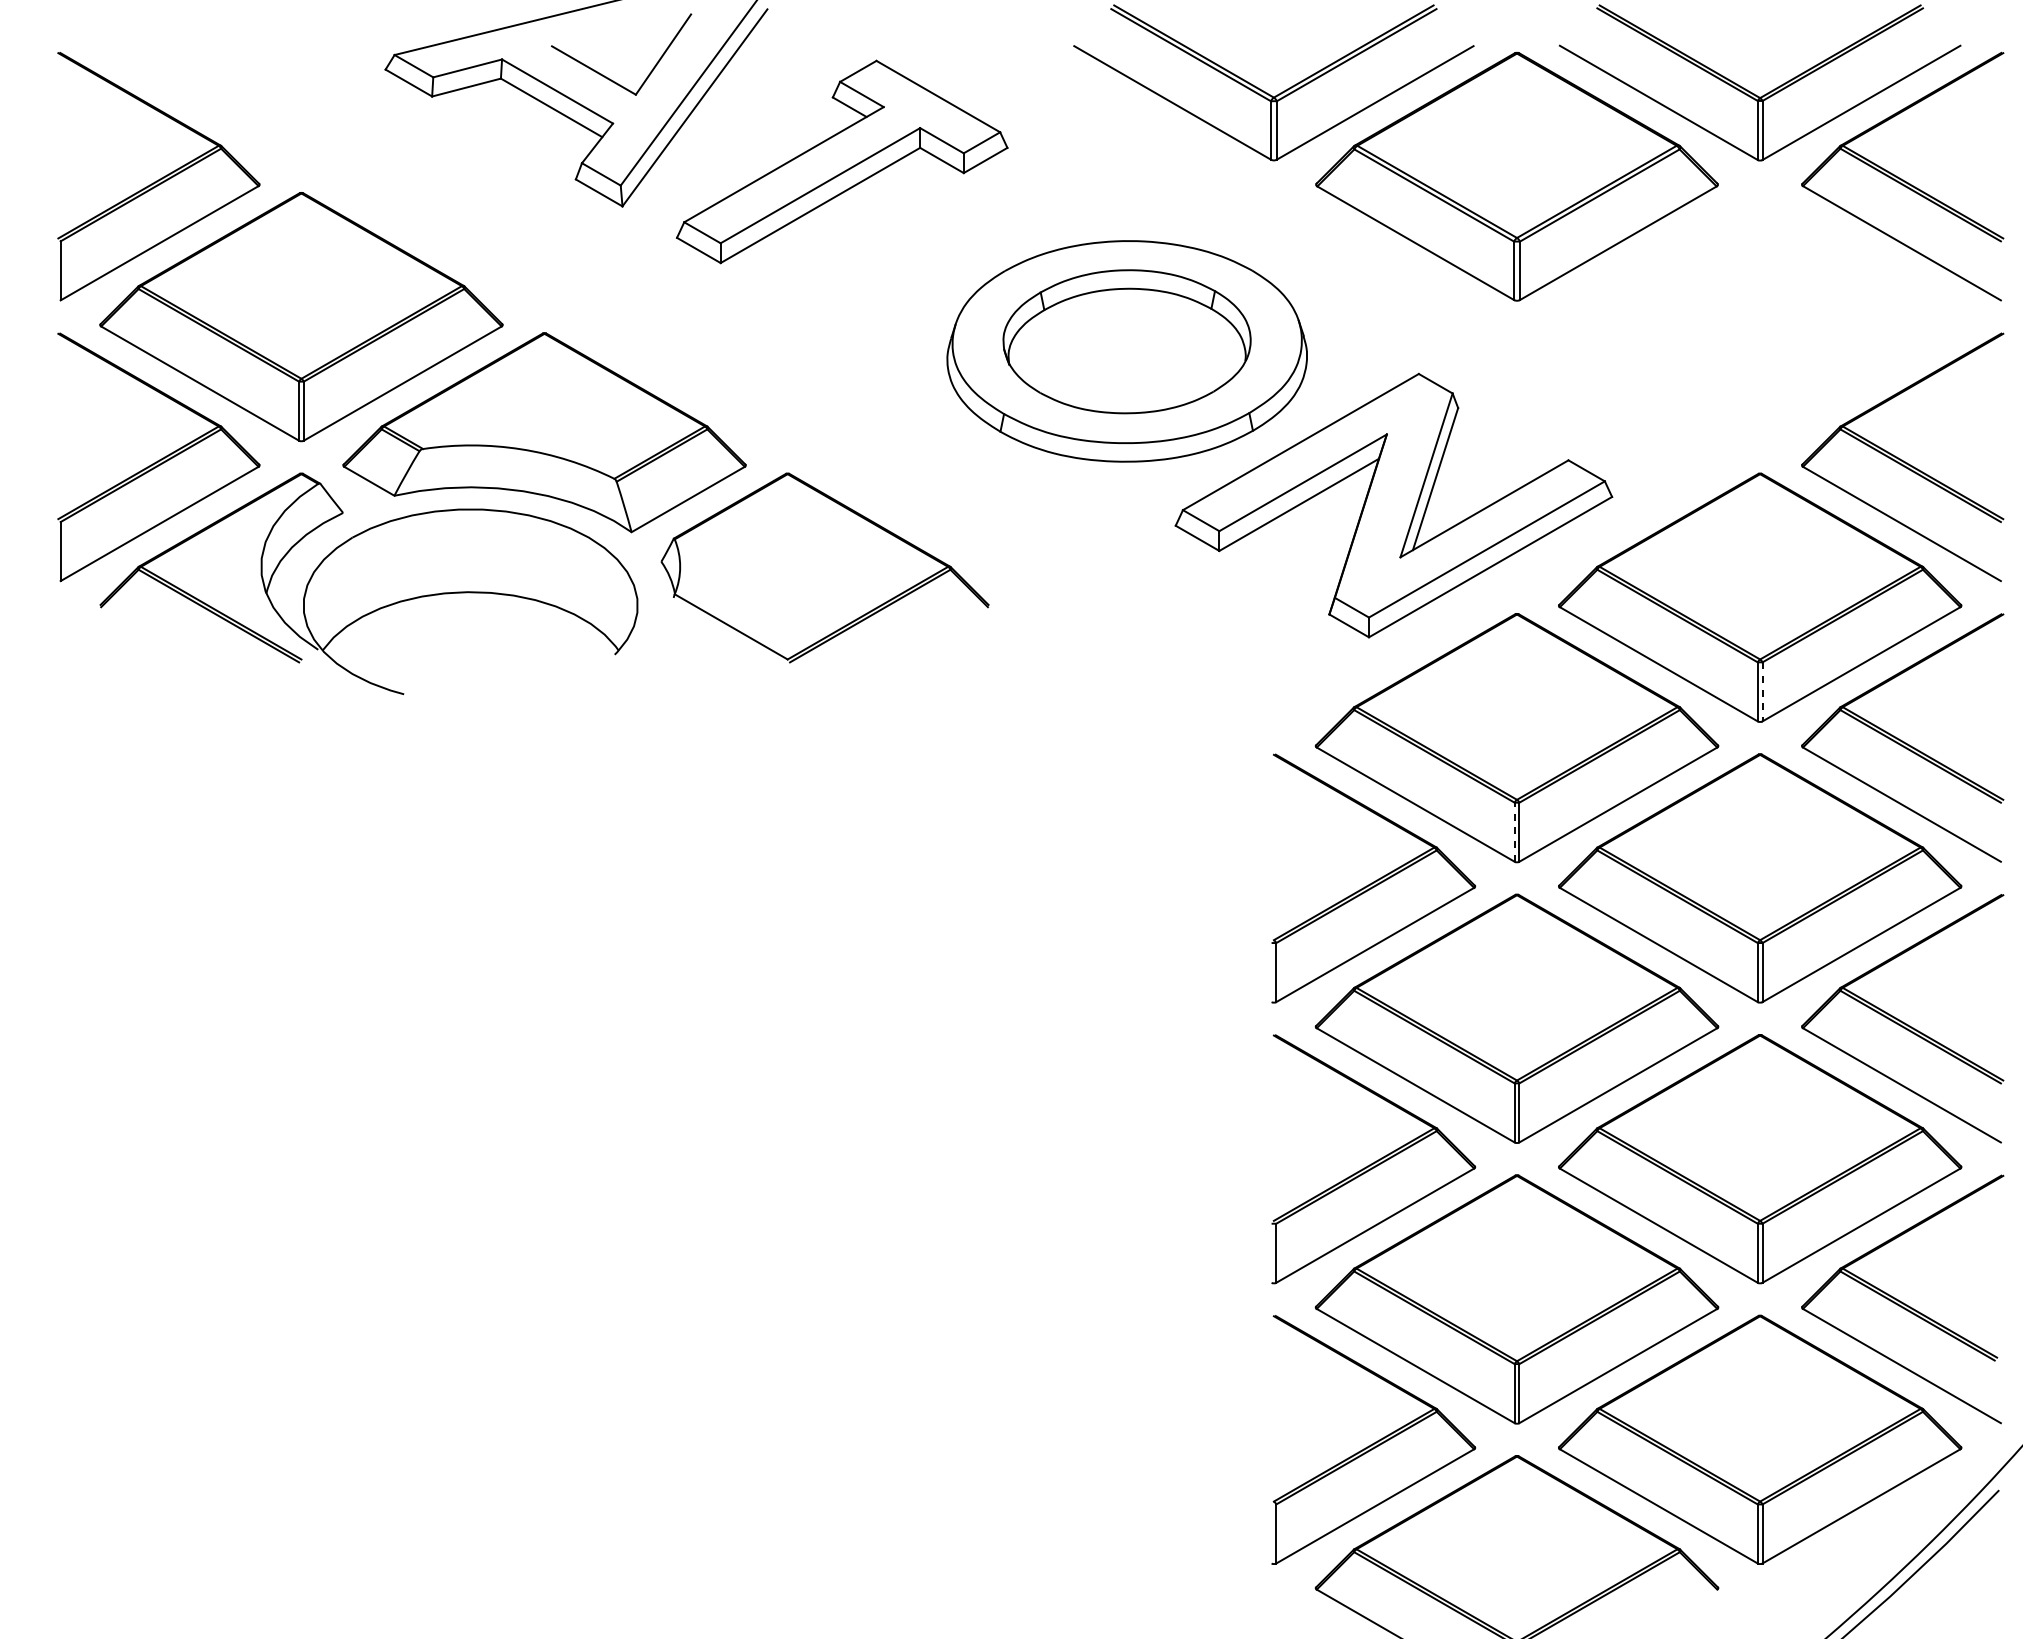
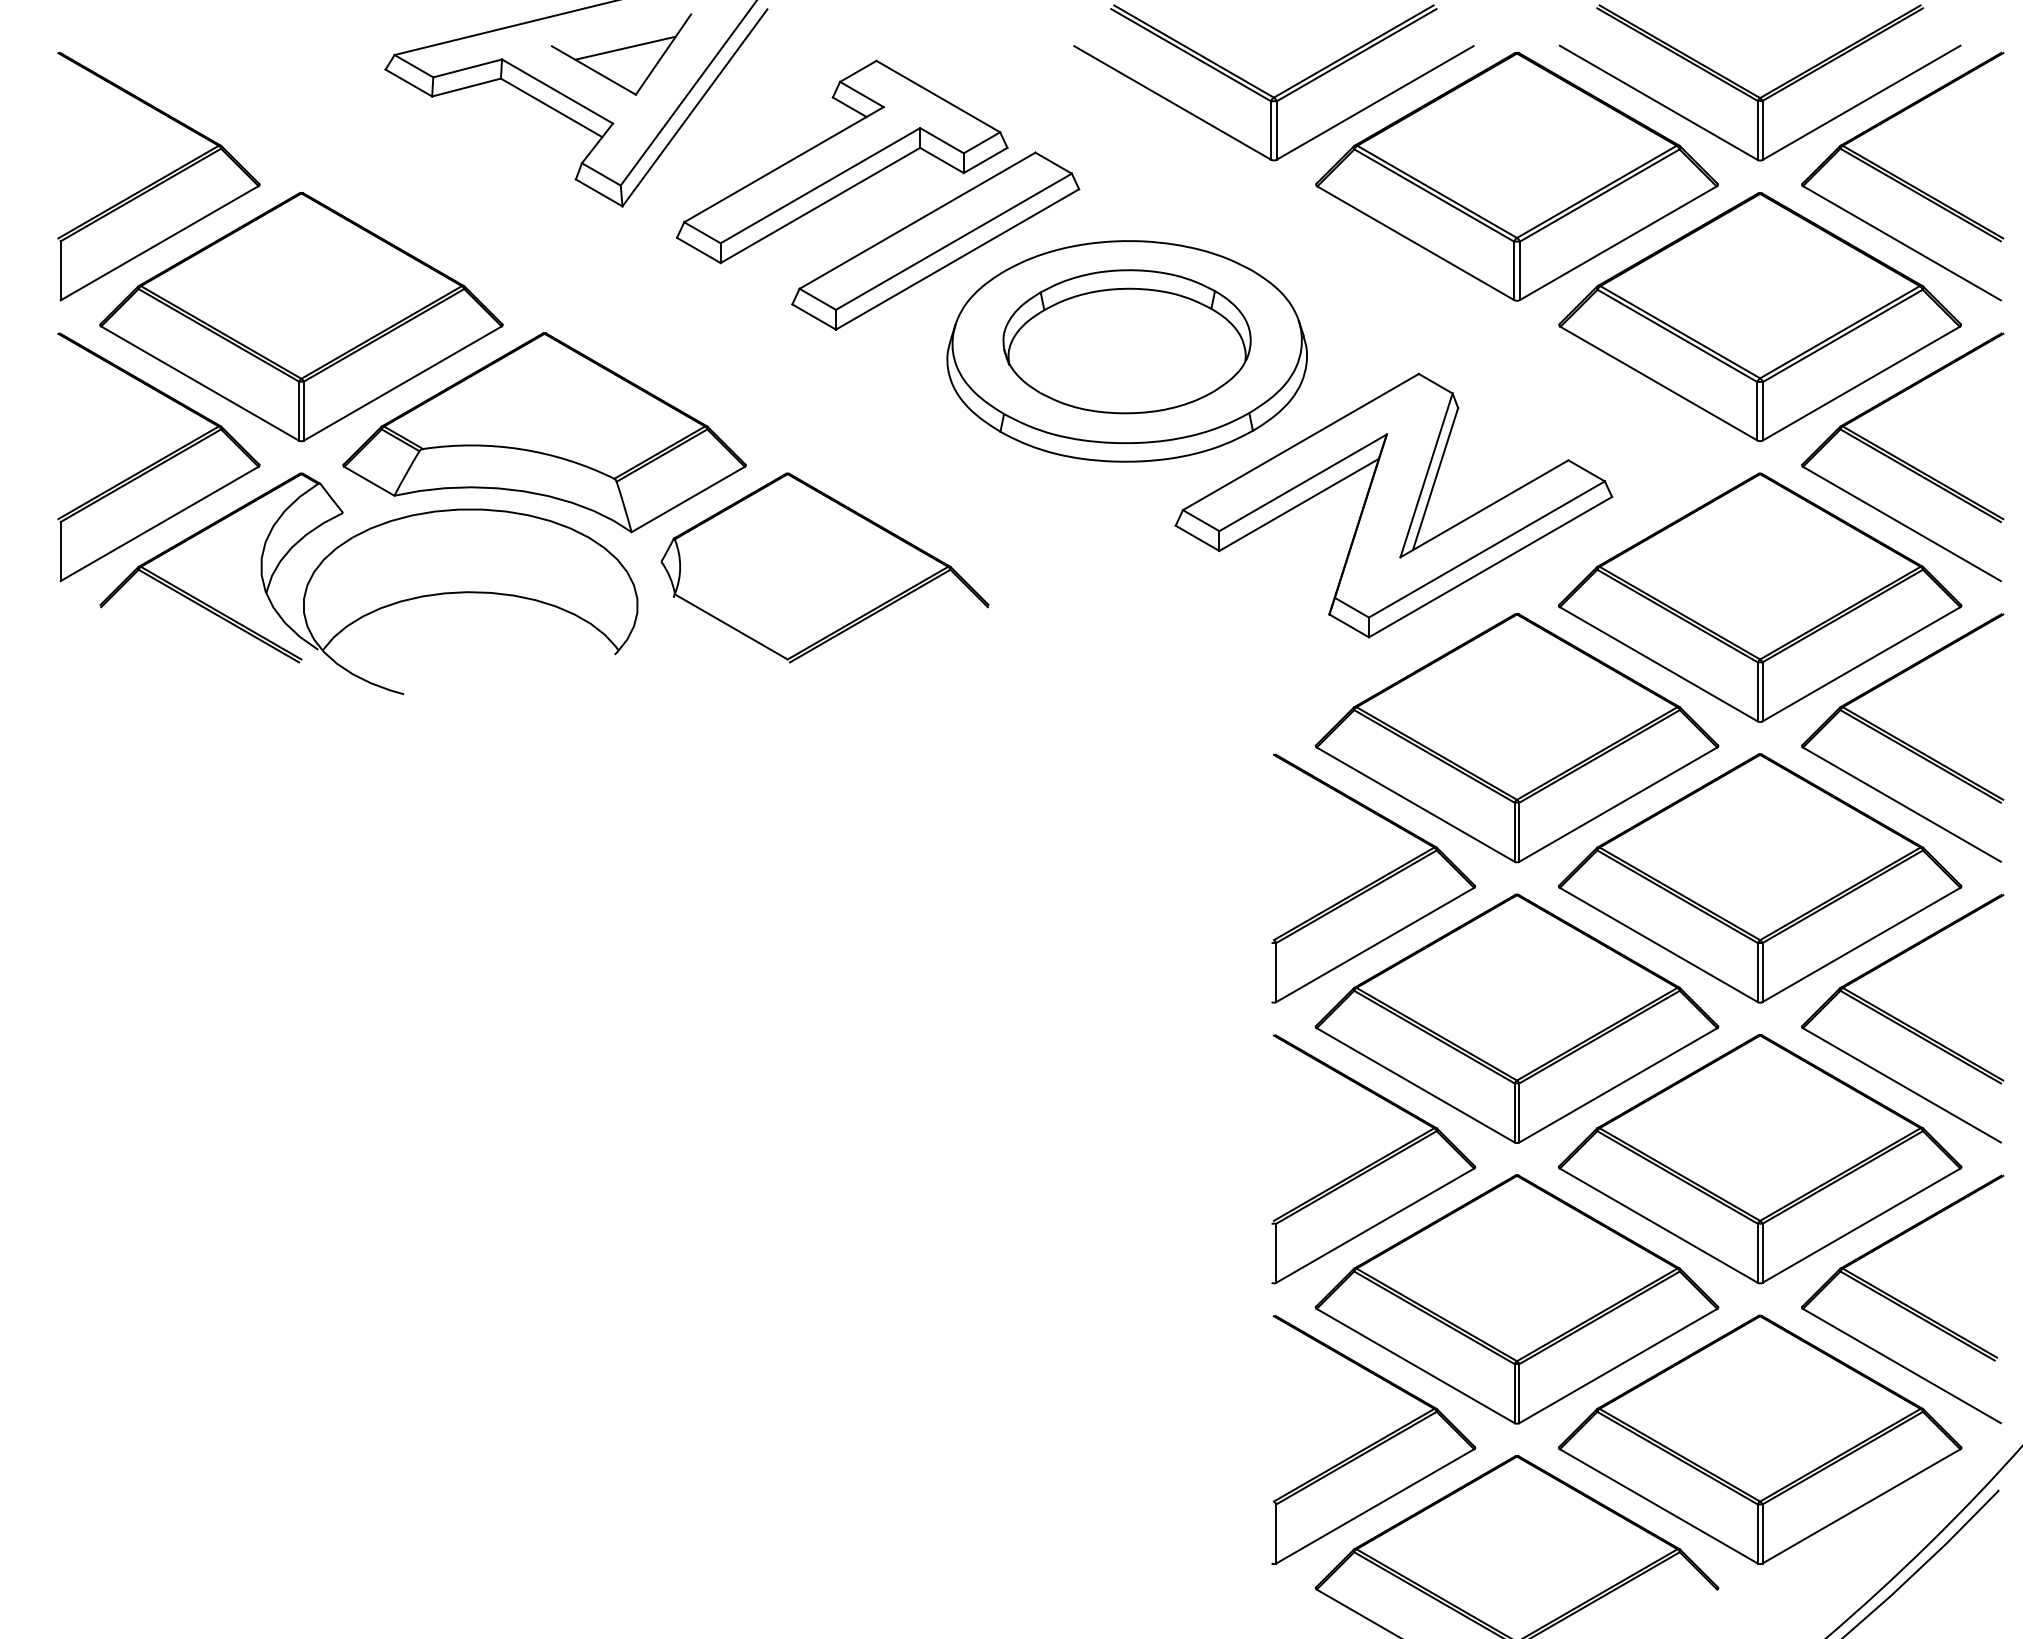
line: none -> present (625, 47)
part: none -> present (935, 240)
part: none -> present (1759, 316)
line: dashed -> solid (1762, 691)
line: dashed -> solid (1514, 832)
